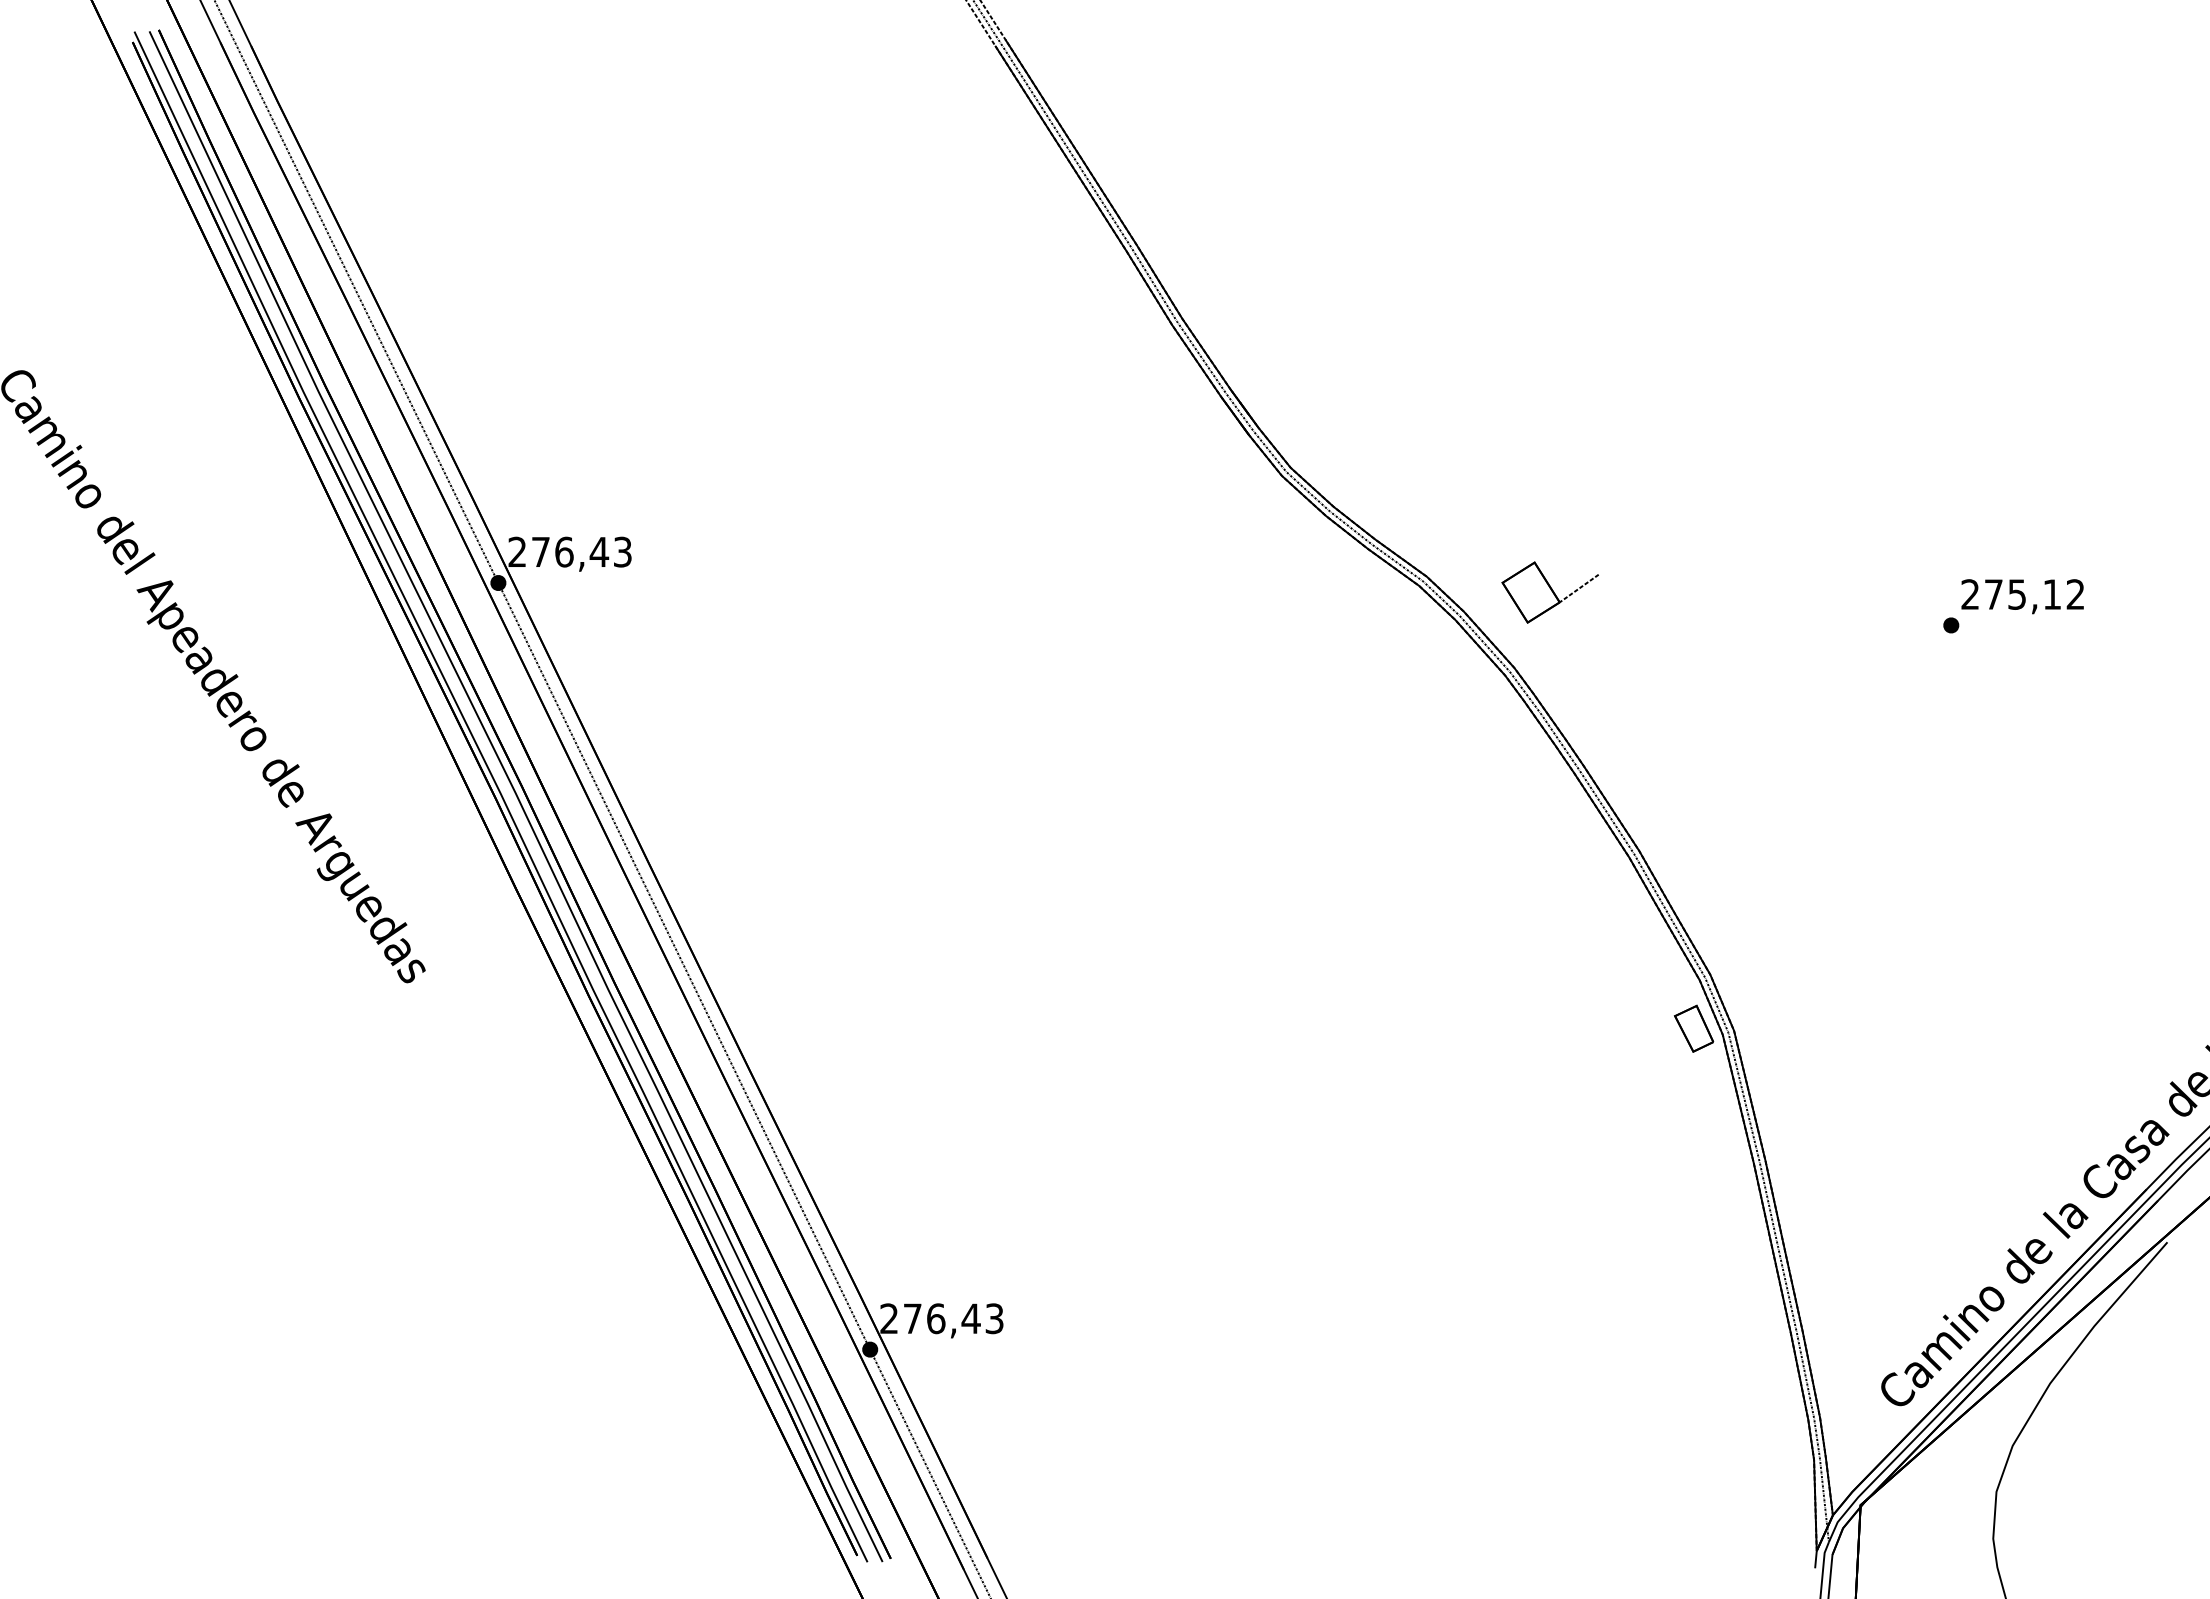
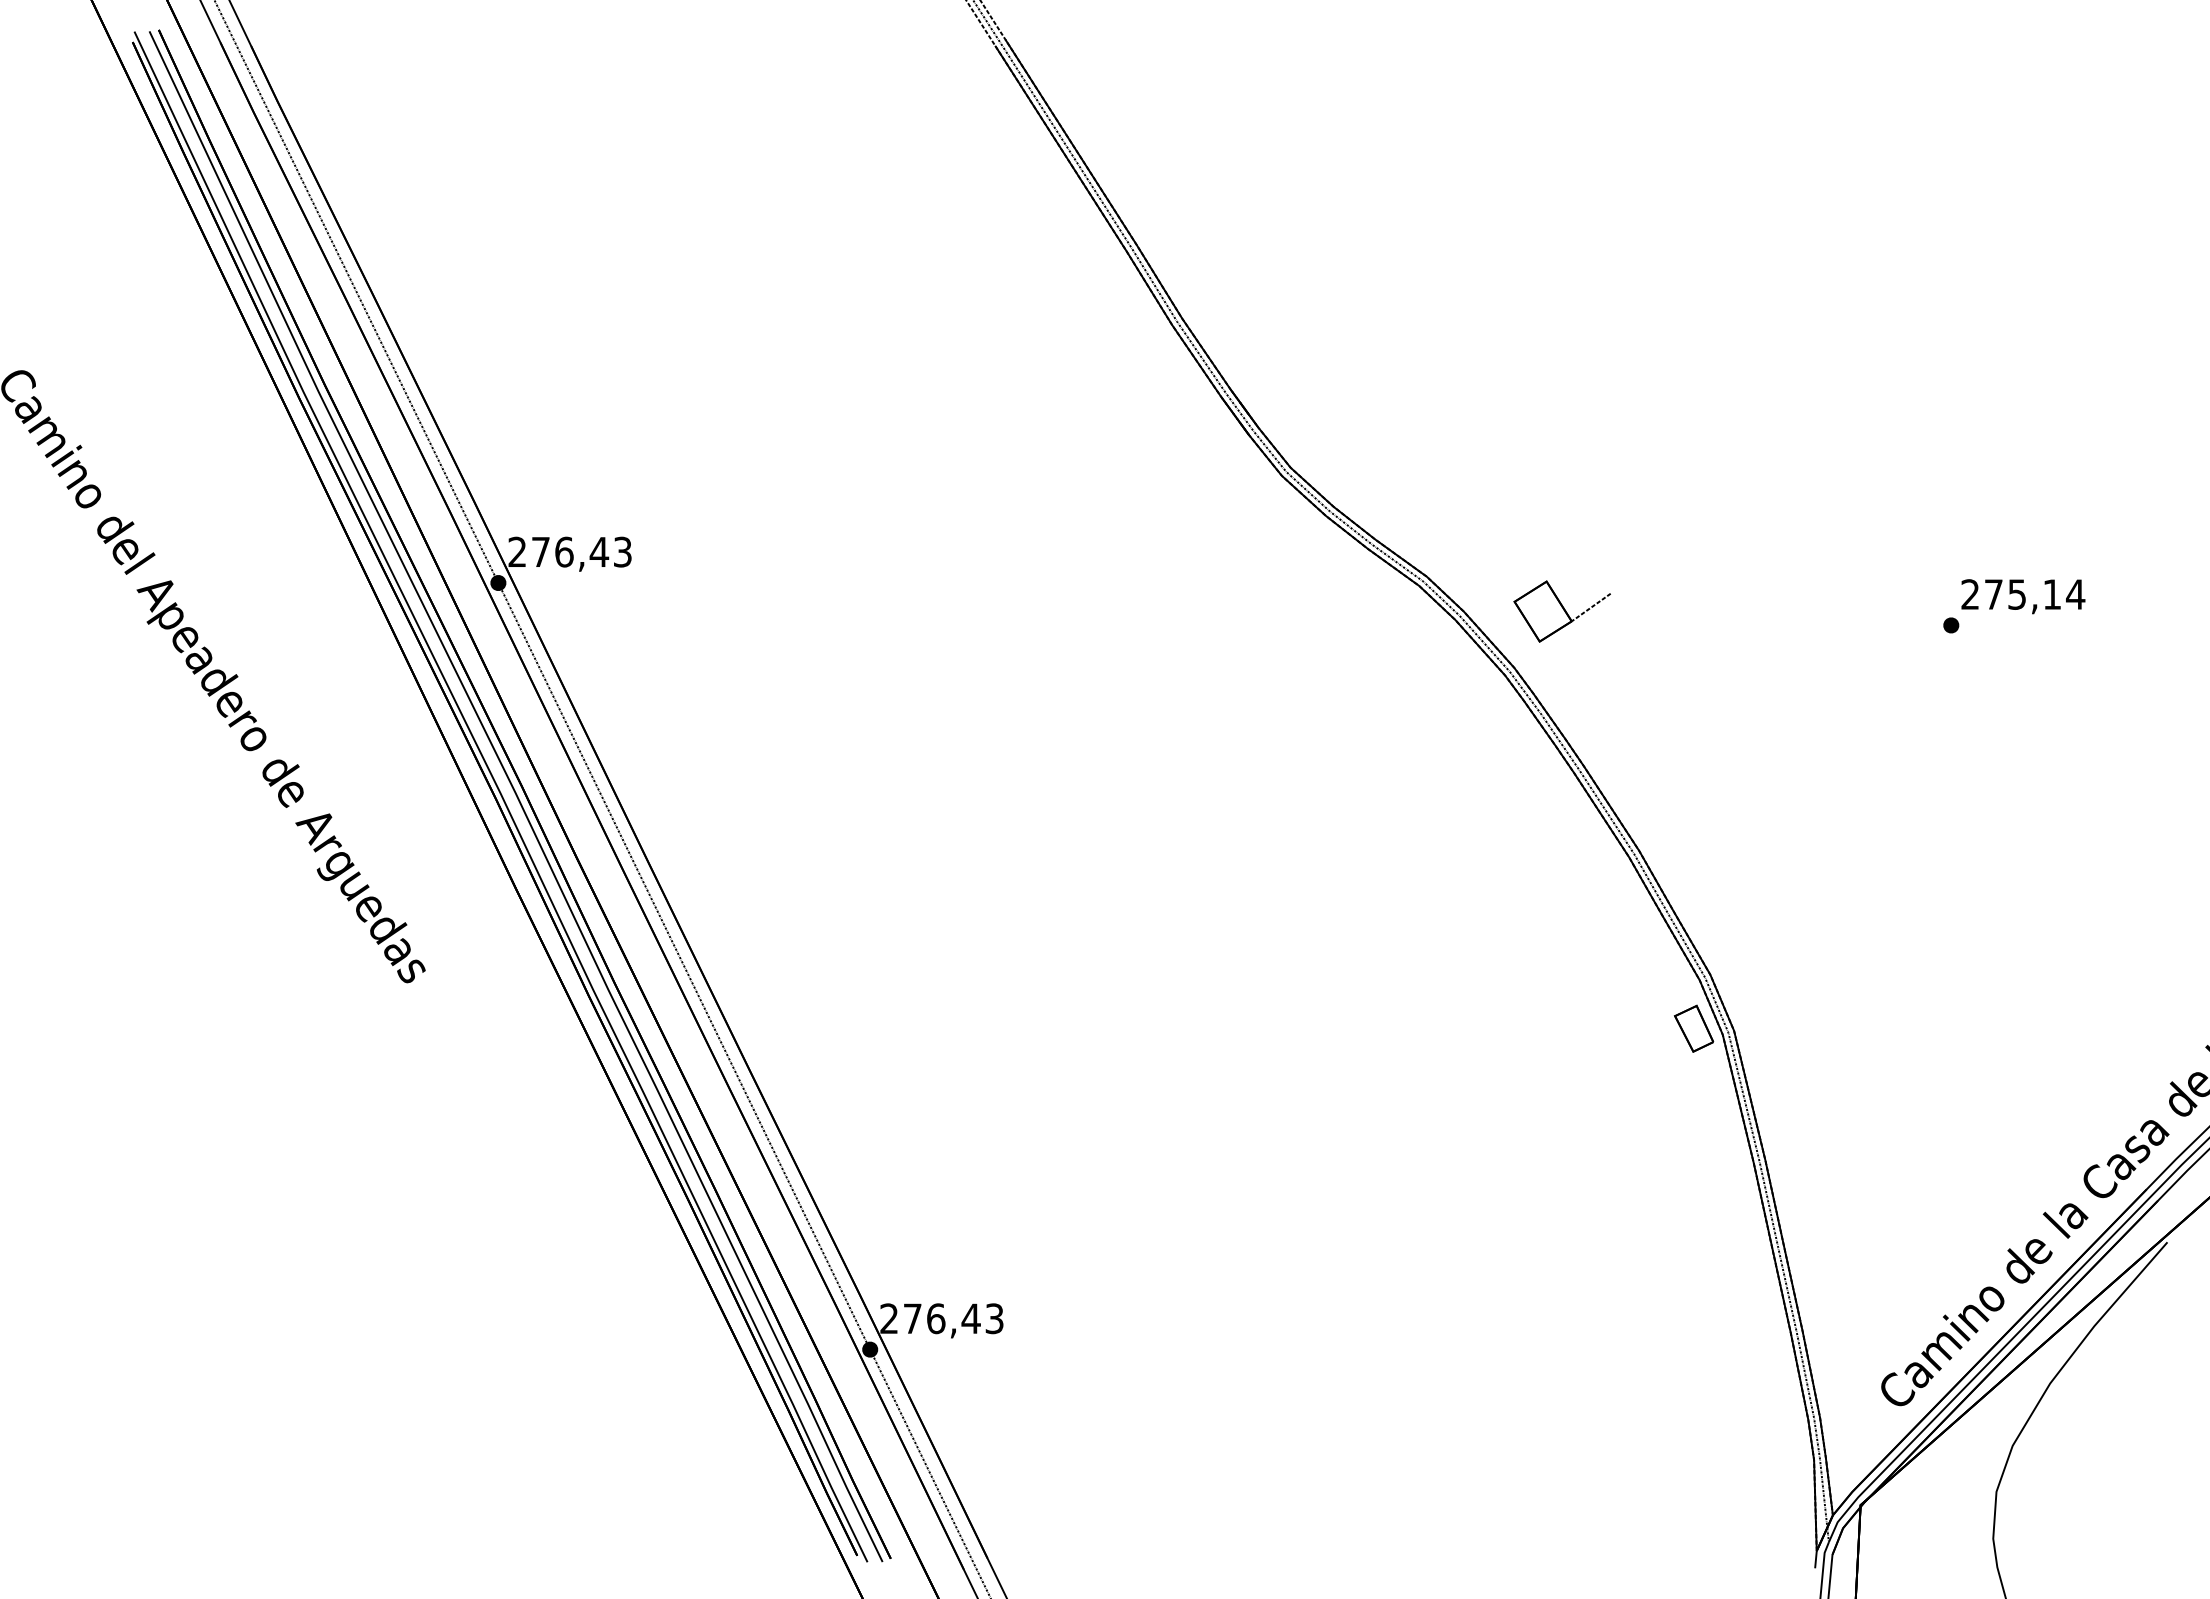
part position: (1549, 592) -> (1561, 611) (1561, 611)
text: 275,12 -> 275,14 (2075, 594)
